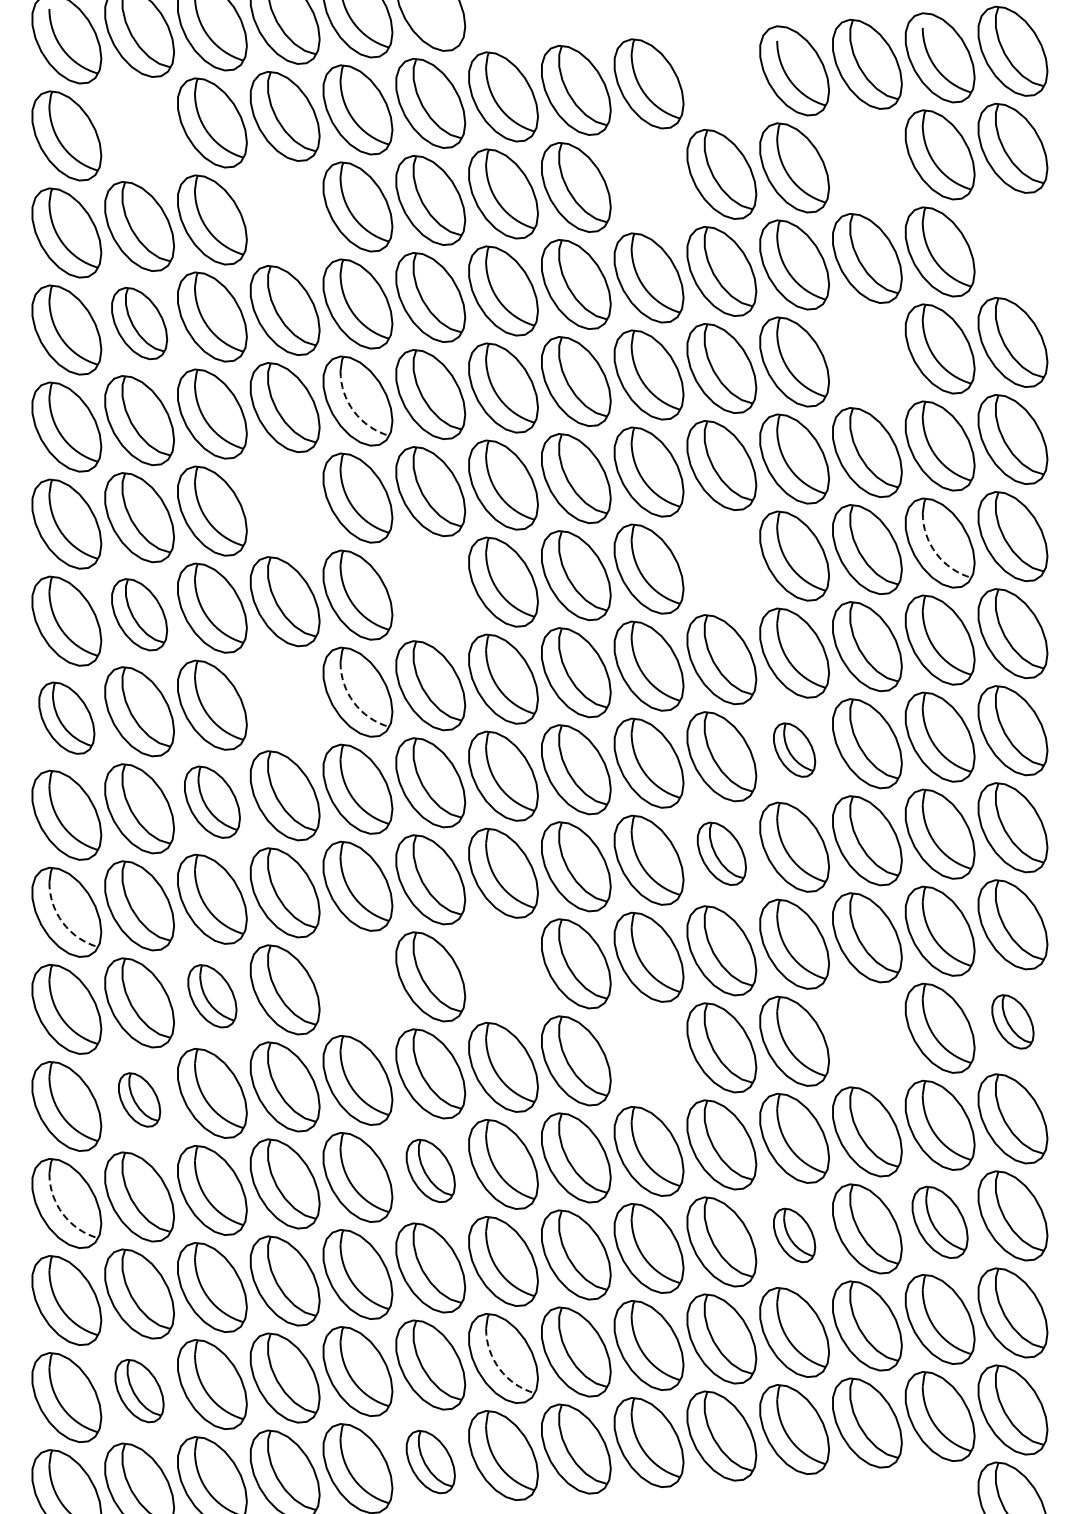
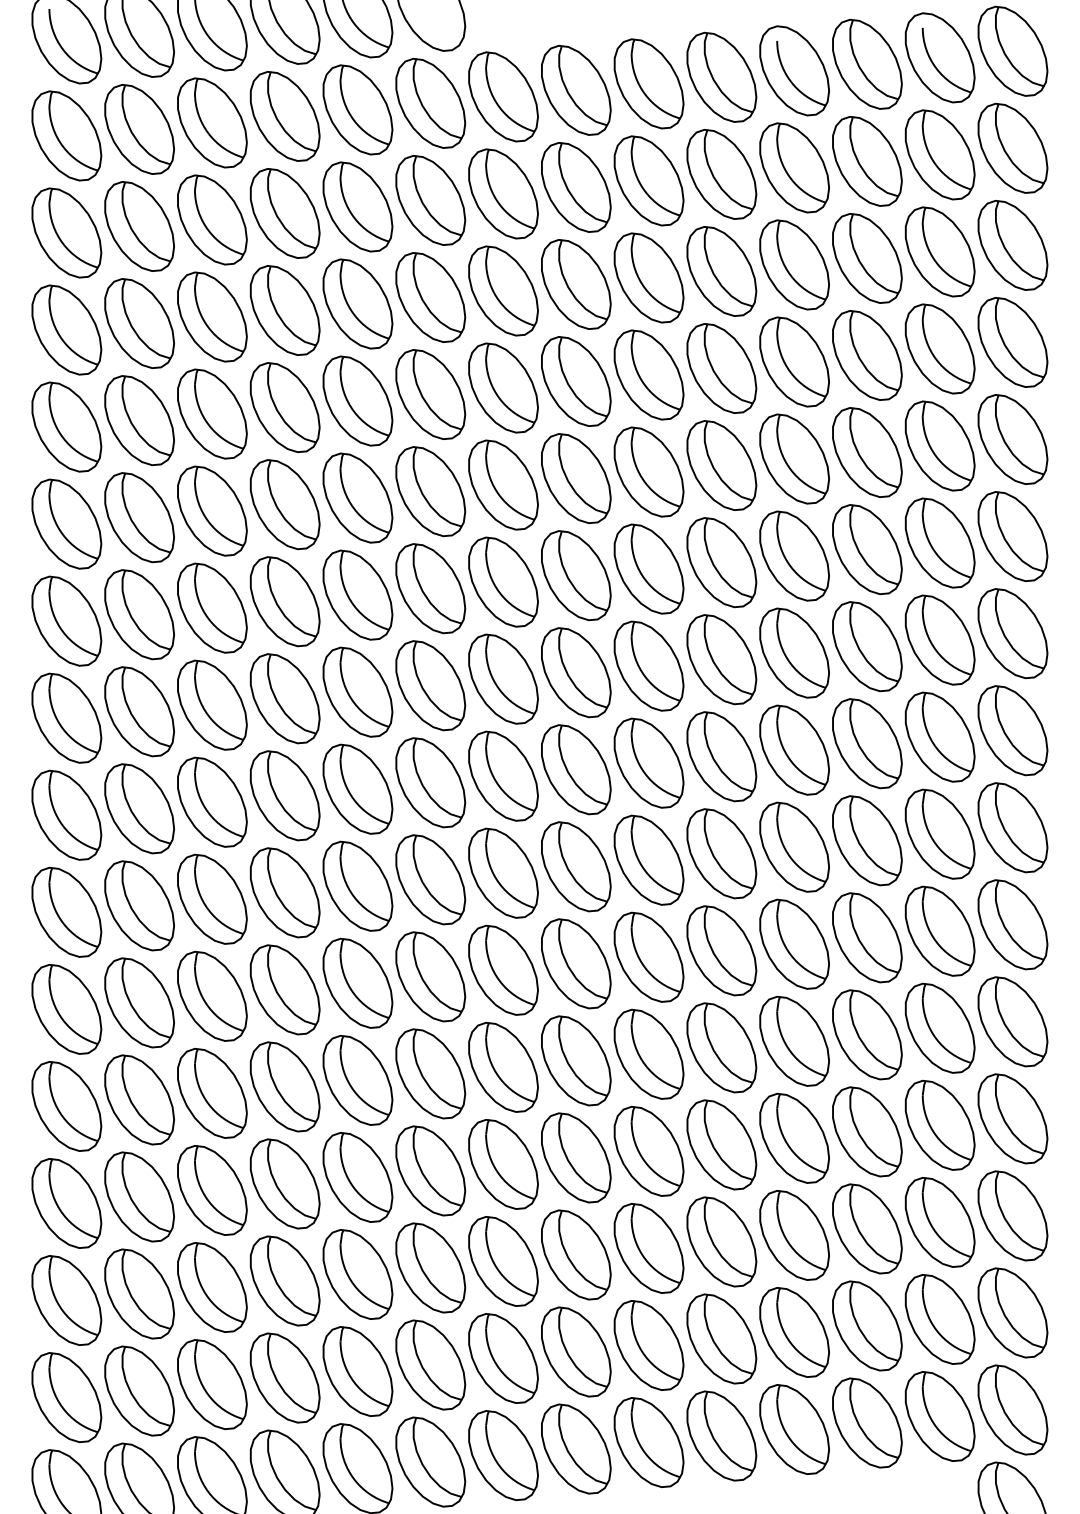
part: none -> present (721, 76)
part: none -> present (139, 129)
part: none -> present (867, 161)
part: none -> present (648, 180)
part: none -> present (284, 213)
part: none -> present (1012, 245)
part size: 58x74 px -> 71x91 px (139, 323)
part: none -> present (867, 355)
arc: dashed -> solid (354, 411)
part: none -> present (284, 504)
arc: dashed -> solid (936, 553)
part: none -> present (721, 562)
part: none -> present (430, 588)
part size: 58x74 px -> 71x92 px (139, 614)
part: none -> present (284, 698)
arc: dashed -> solid (354, 702)
part size: 58x74 px -> 72x92 px (66, 717)
part size: 44x56 px -> 71x92 px (794, 749)
part size: 57x74 px -> 71x92 px (212, 801)
part size: 50x65 px -> 72x92 px (721, 853)
arc: dashed -> solid (63, 922)
part: none -> present (503, 969)
part: none -> present (357, 982)
part size: 51x65 px -> 71x92 px (212, 995)
part size: 44x56 px -> 72x92 px (1012, 1021)
part: none -> present (867, 1034)
part: none -> present (648, 1053)
part size: 44x56 px -> 71x92 px (139, 1099)
part size: 51x65 px -> 72x92 px (430, 1170)
arc: dashed -> solid (63, 1214)
part size: 58x74 px -> 72x91 px (939, 1222)
part size: 44x57 px -> 71x91 px (794, 1235)
arc: dashed -> solid (499, 1369)
part size: 51x65 px -> 71x92 px (139, 1390)
part size: 51x65 px -> 72x92 px (430, 1461)
